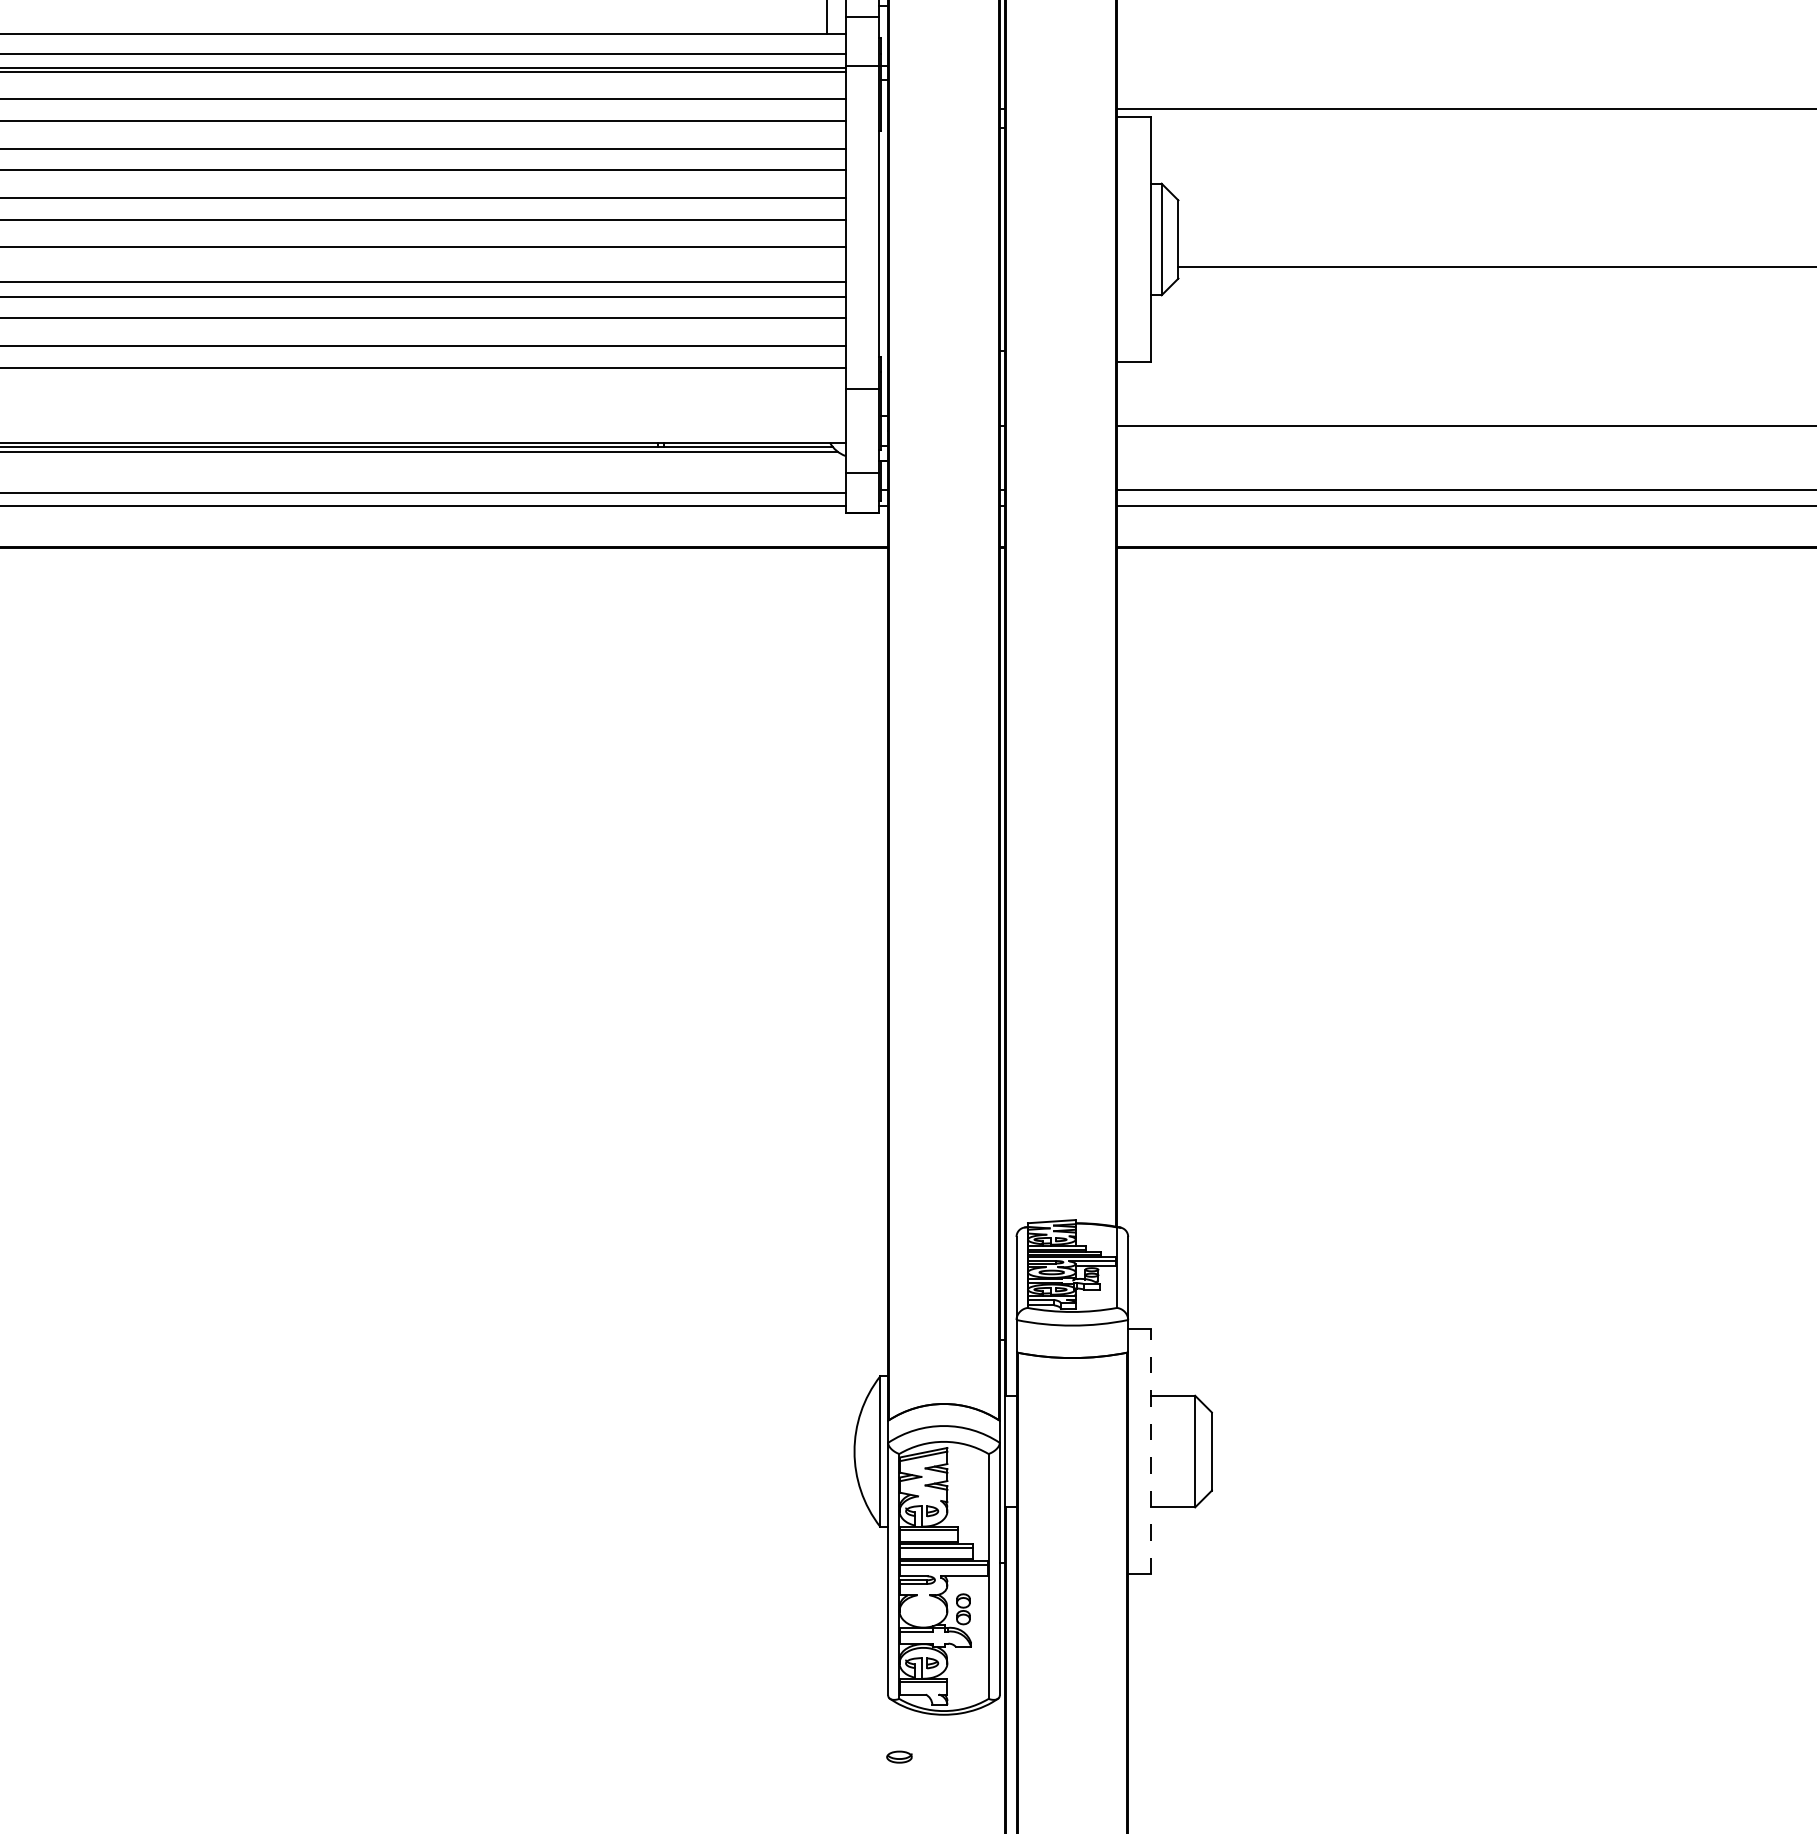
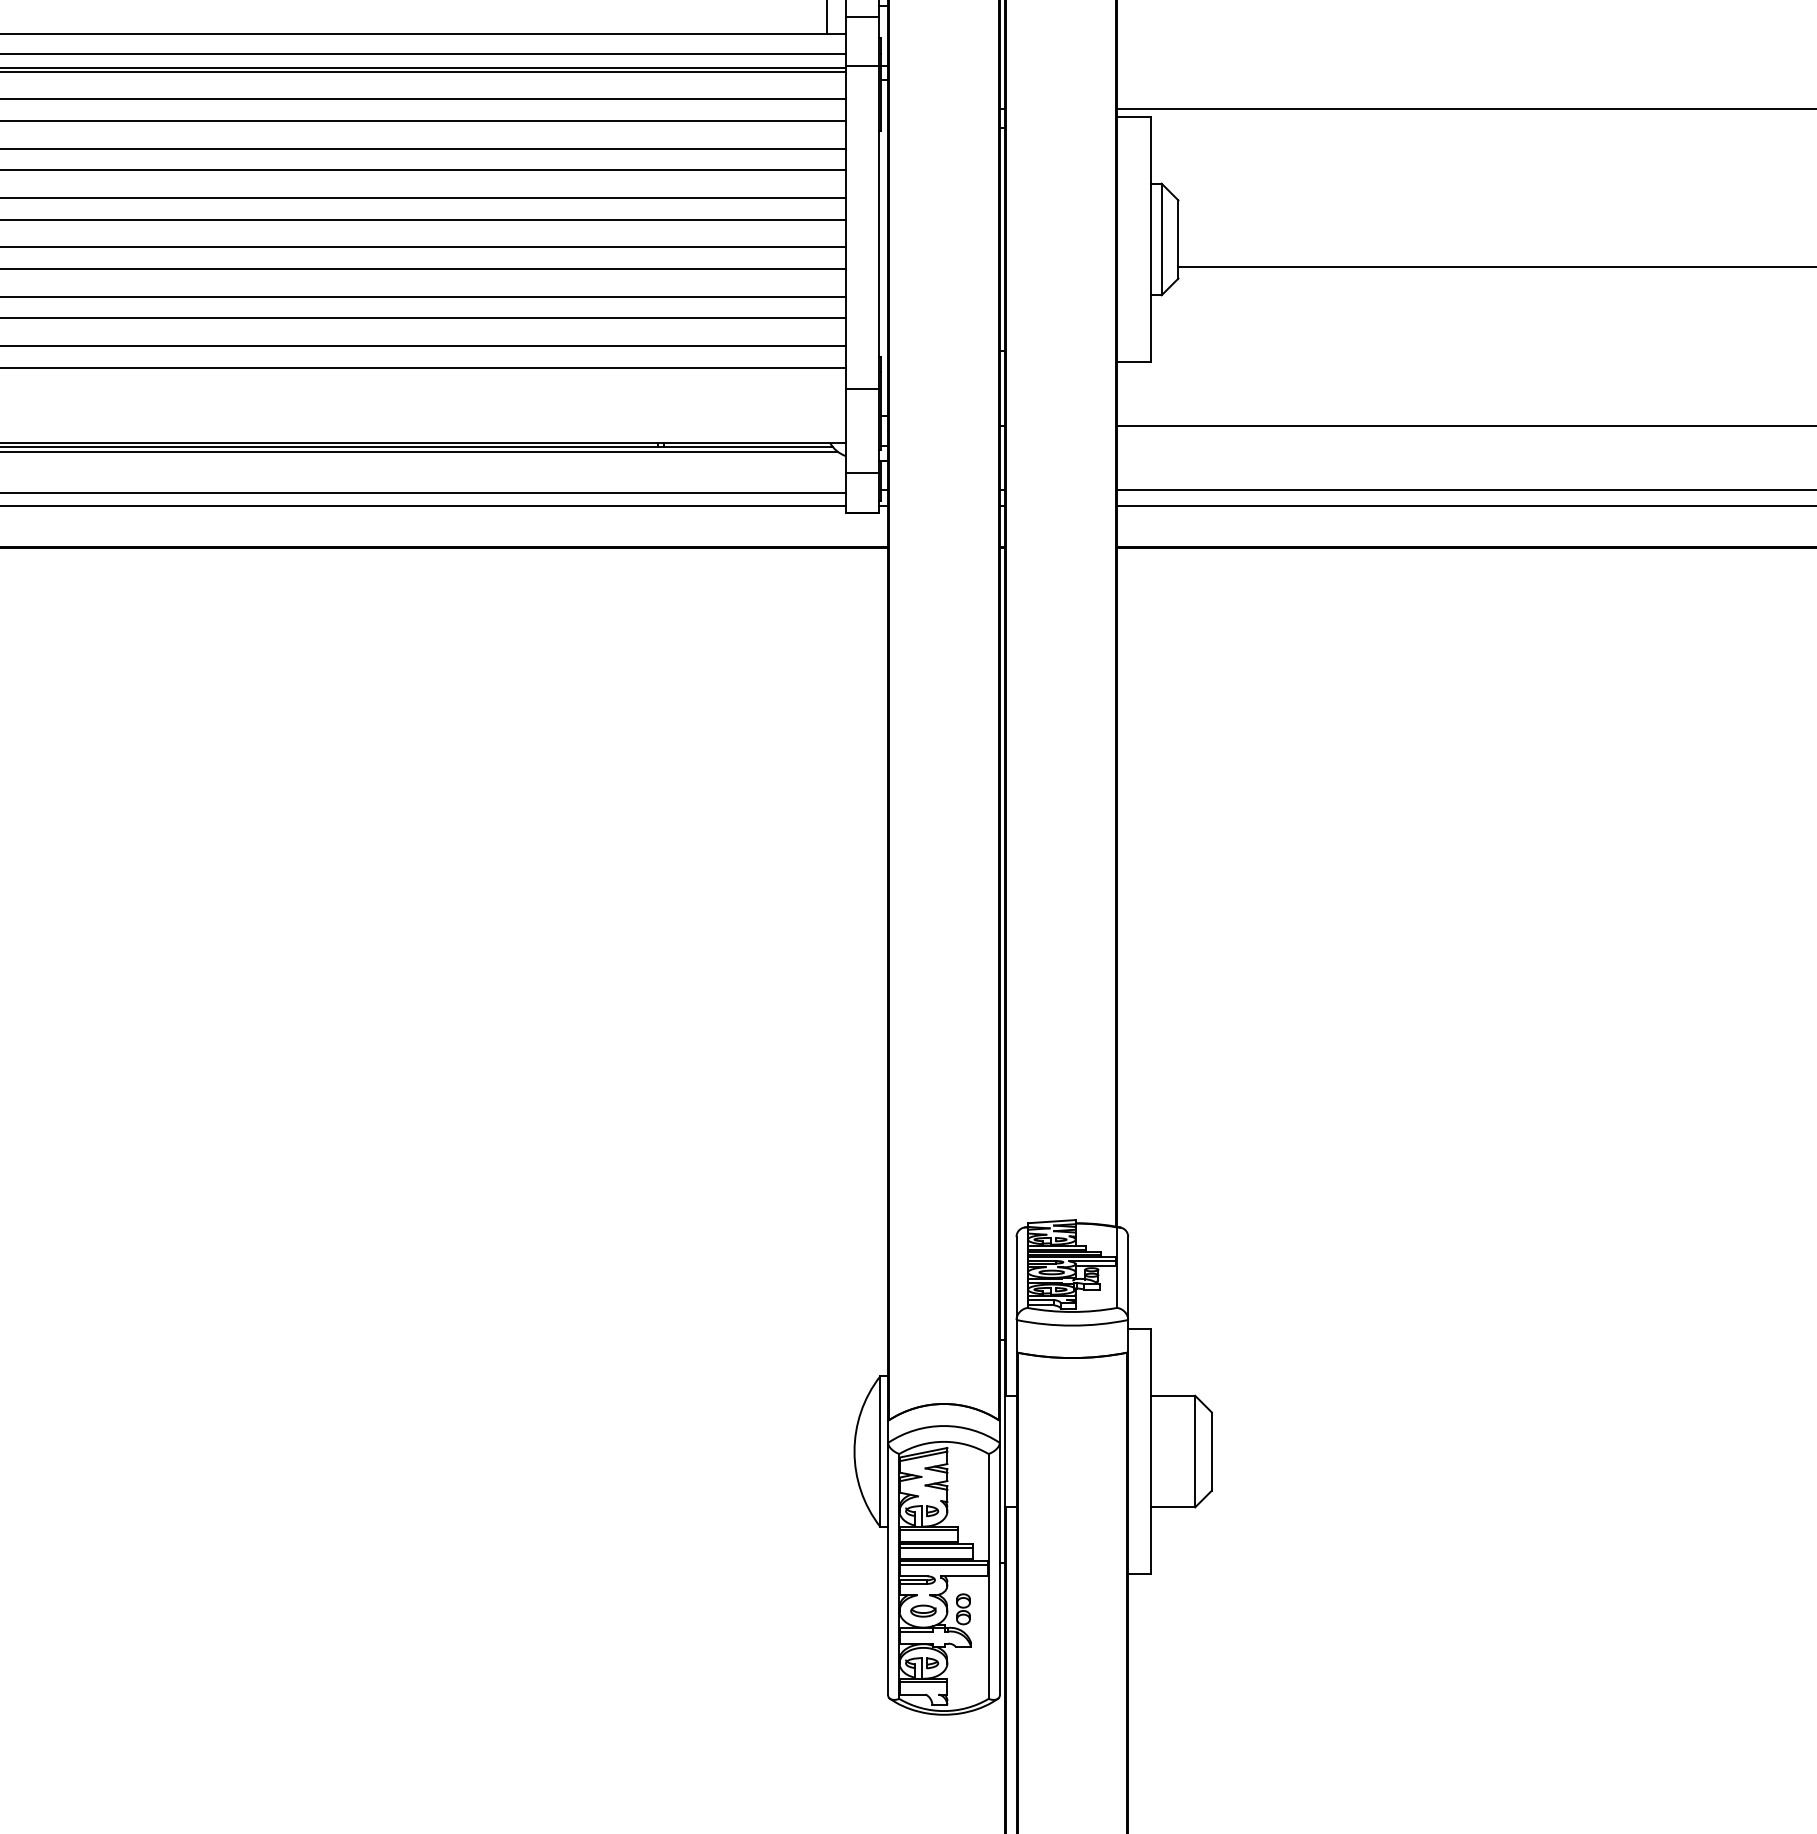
line position: (423, 281) -> (423, 268) (423, 268)
line: dashed -> solid (1150, 1451)
part position: (899, 1756) -> (923, 1610) (923, 1610)
